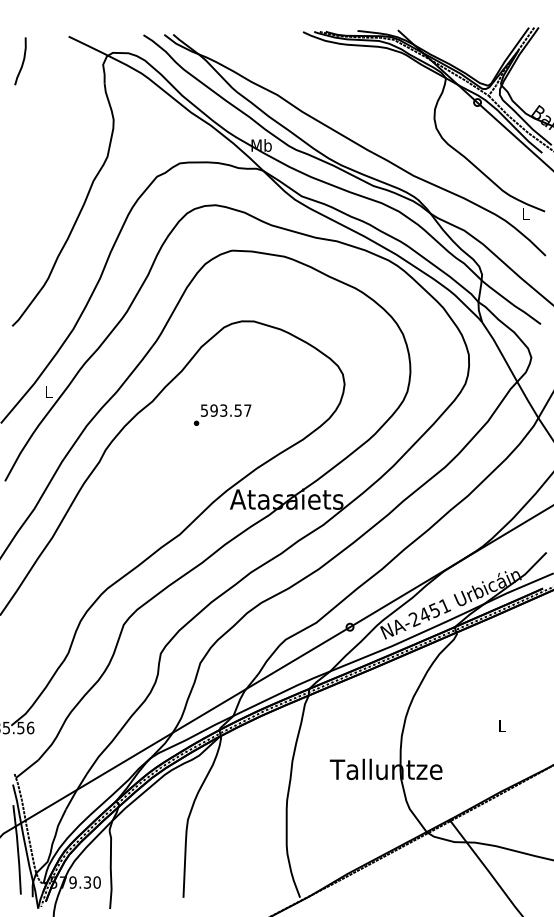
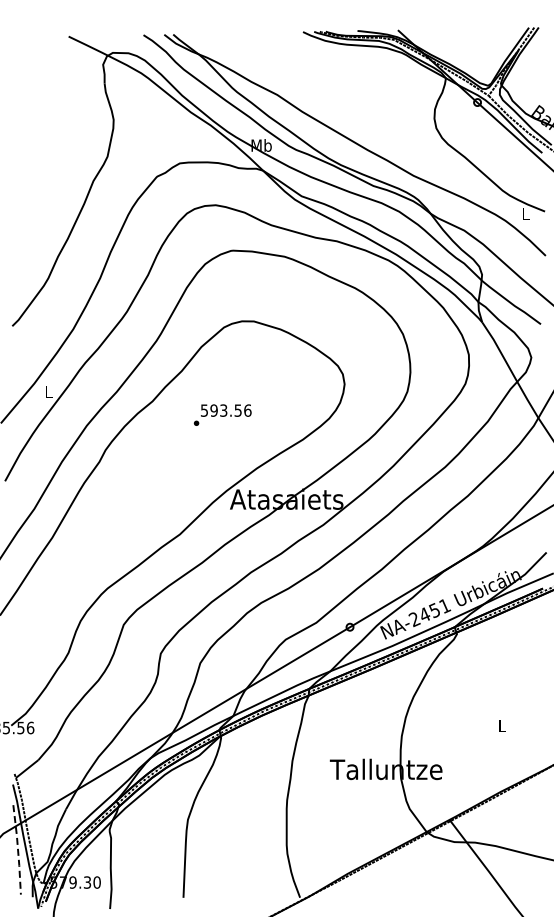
curve: present -> none (22, 61)
text: 593.57 -> 593.56 (247, 410)
line: solid -> dashed (18, 850)
